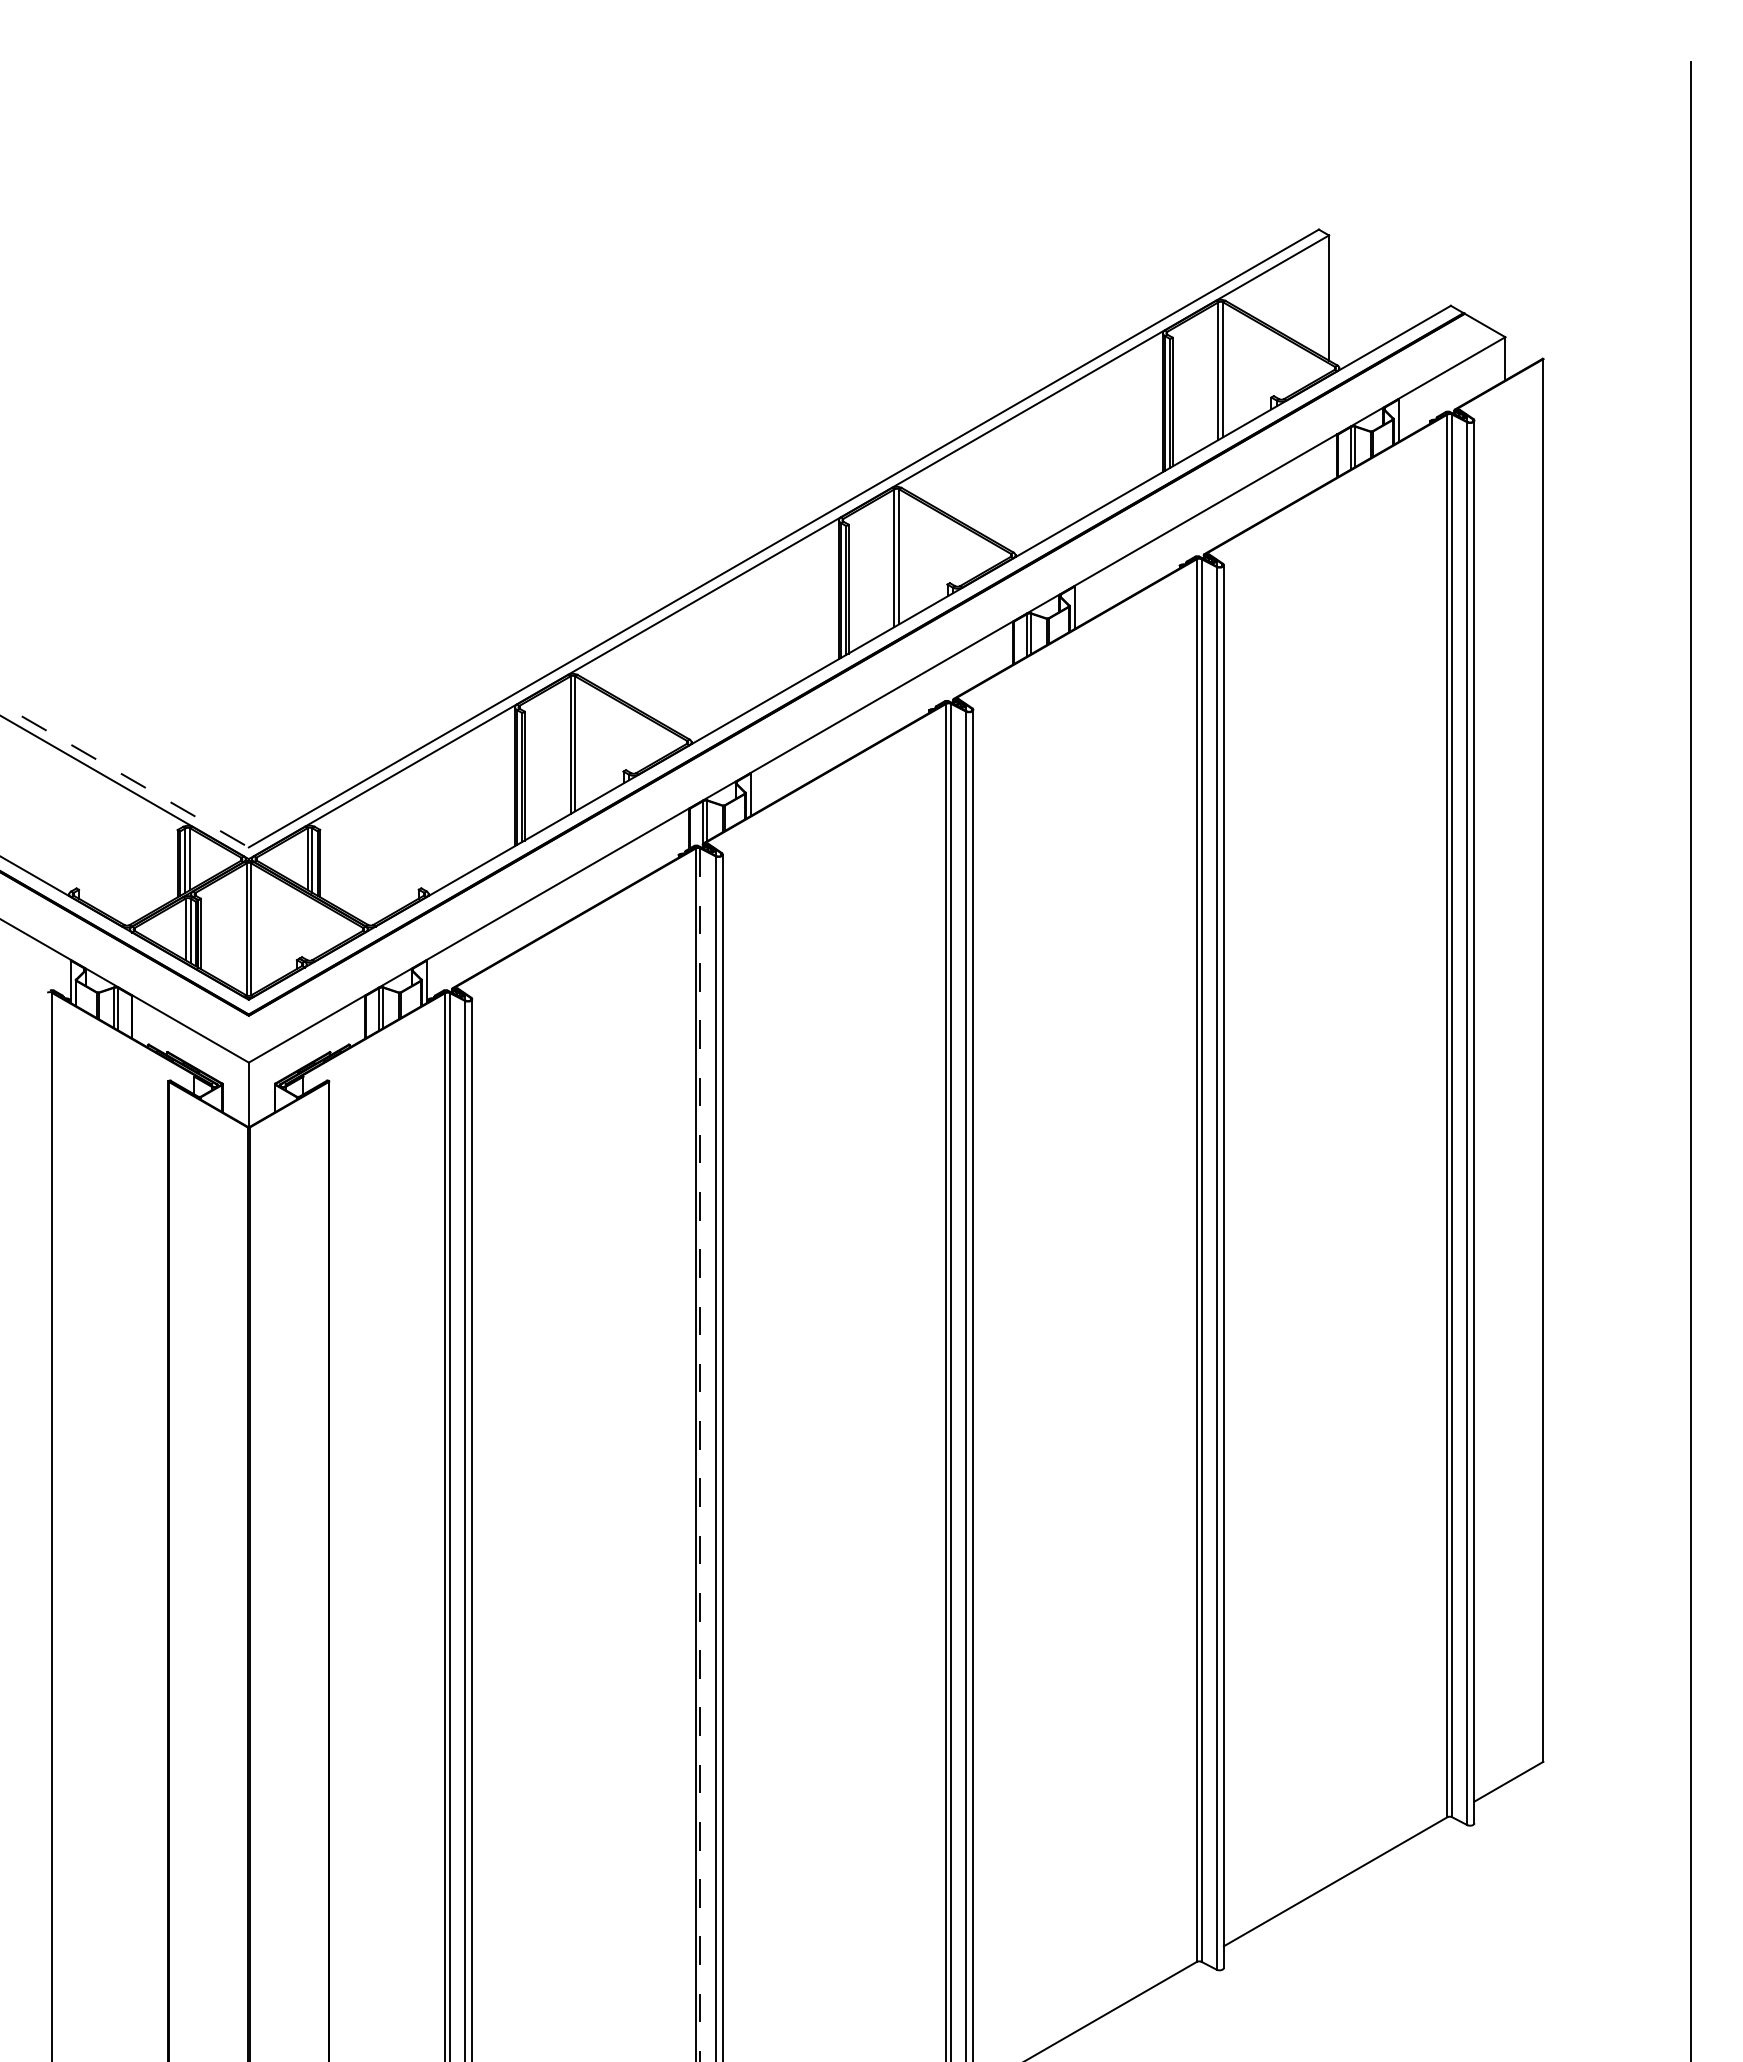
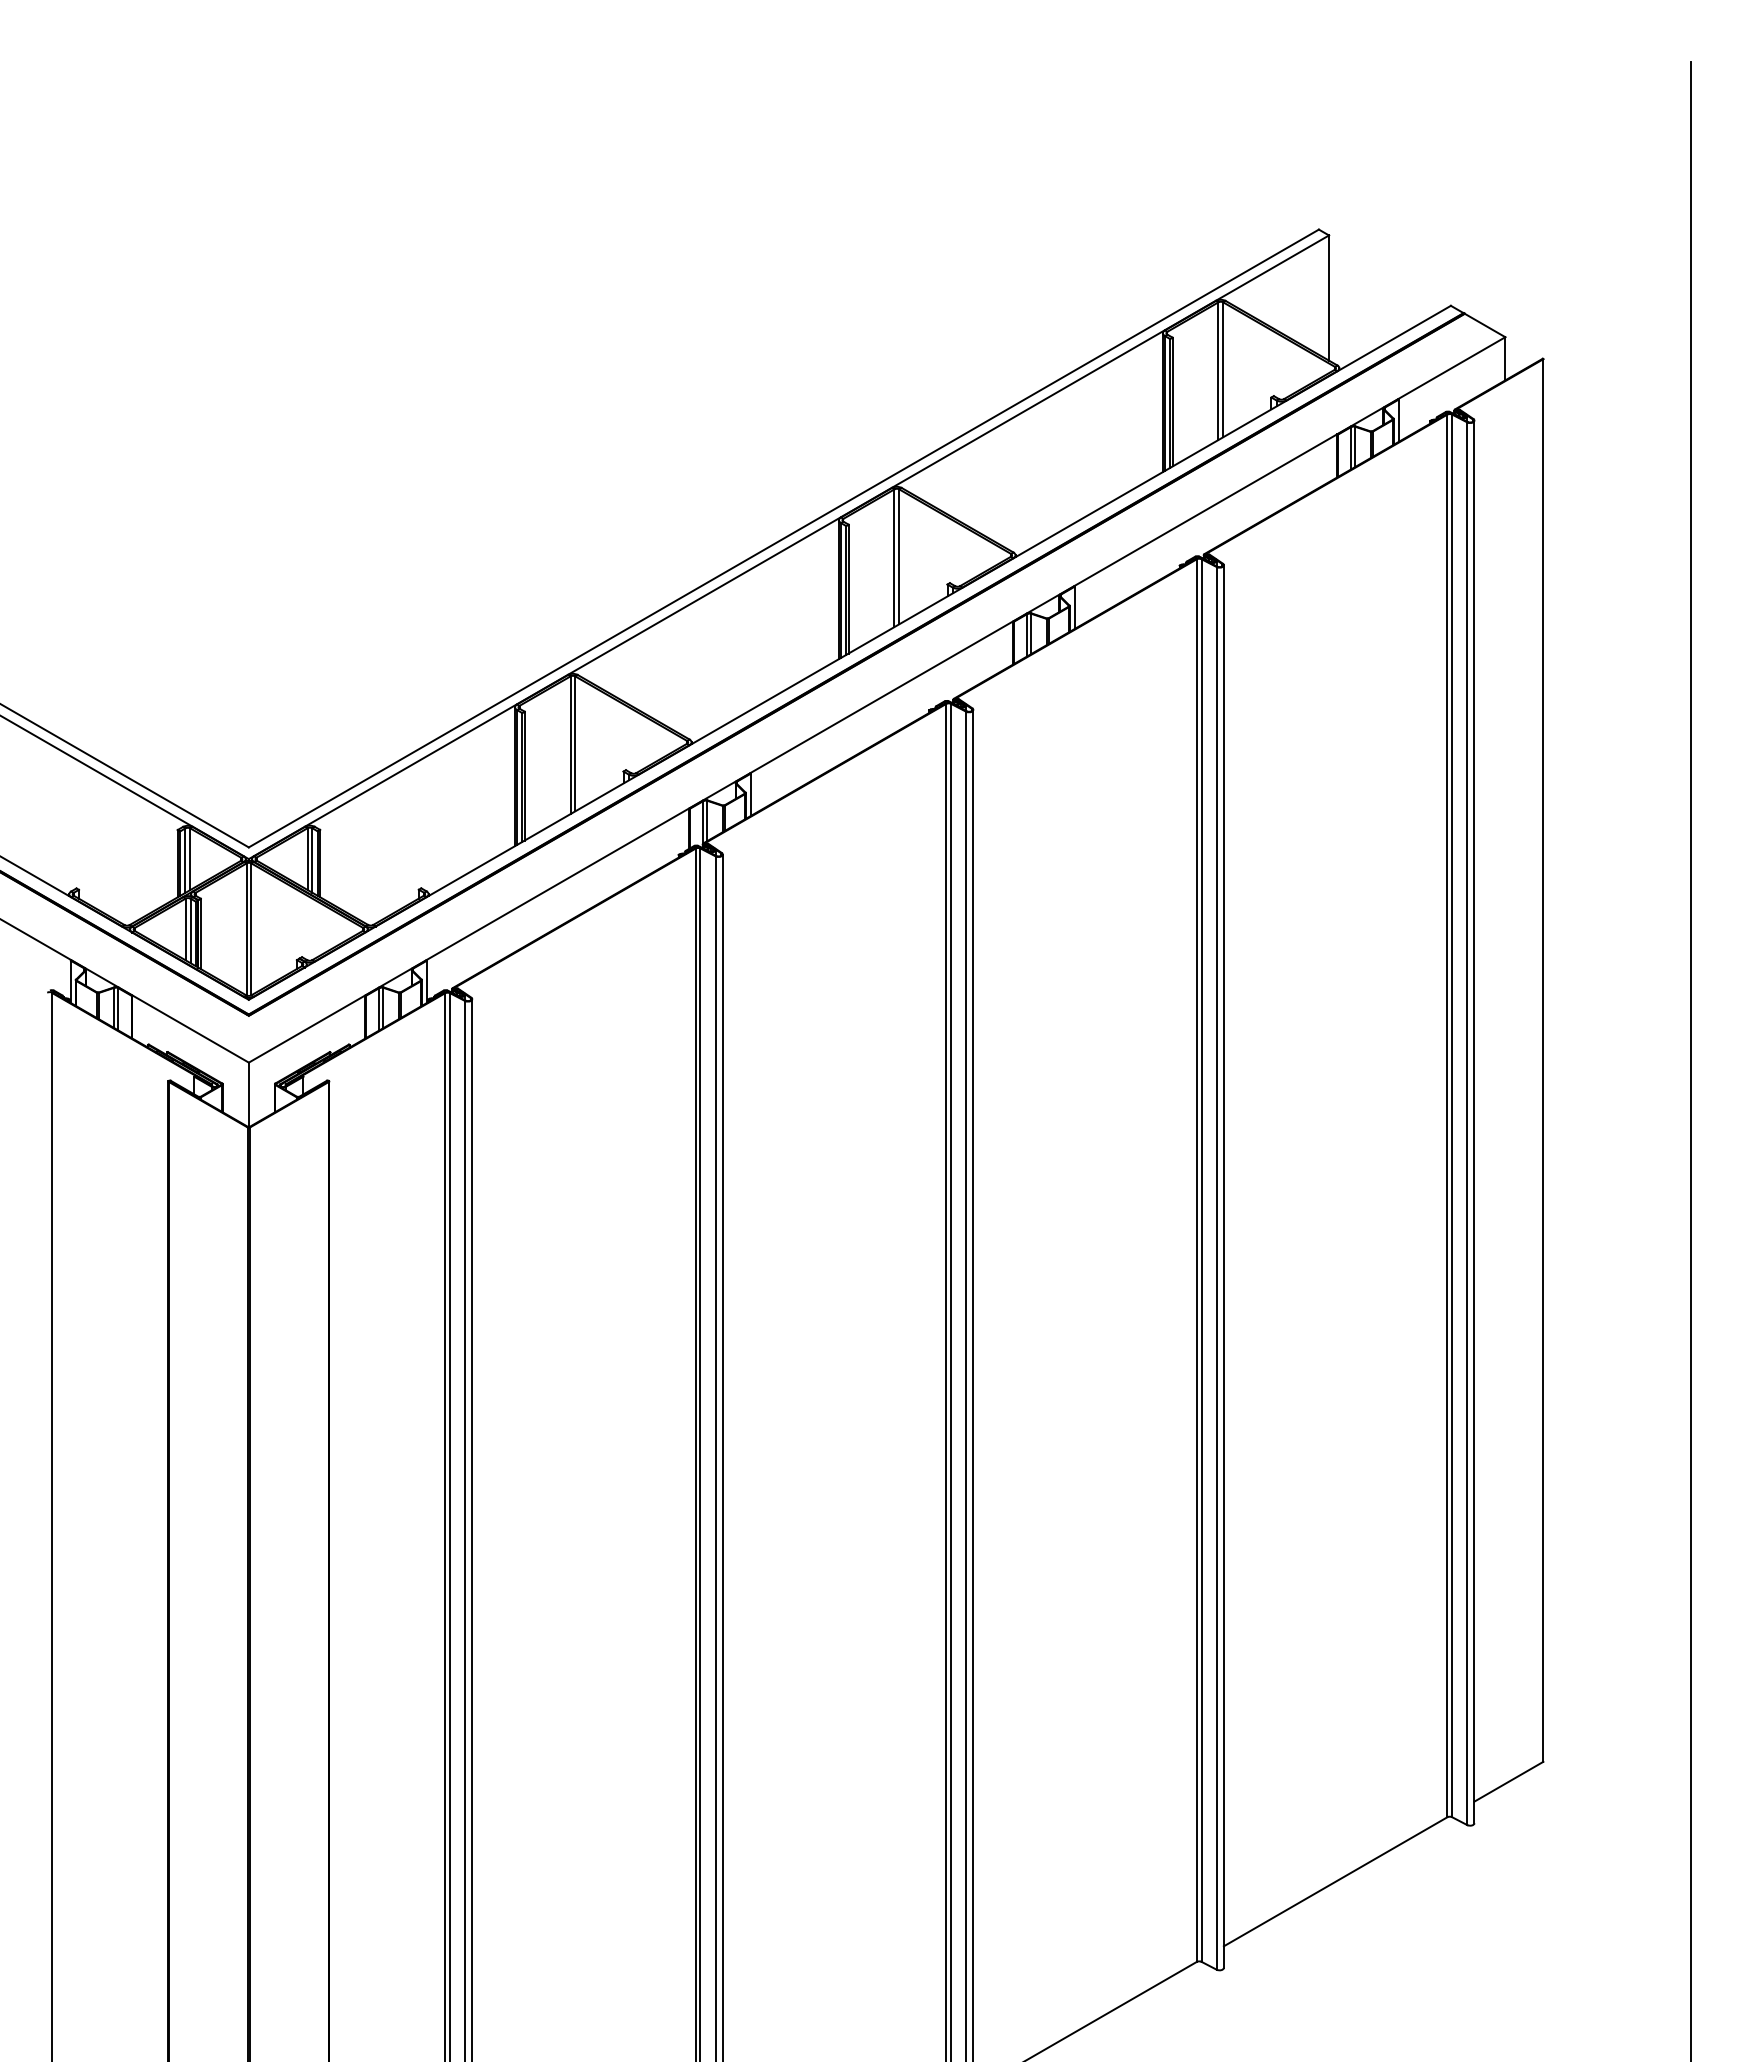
line: dashed -> solid (125, 775)
line: dashed -> solid (700, 1455)
